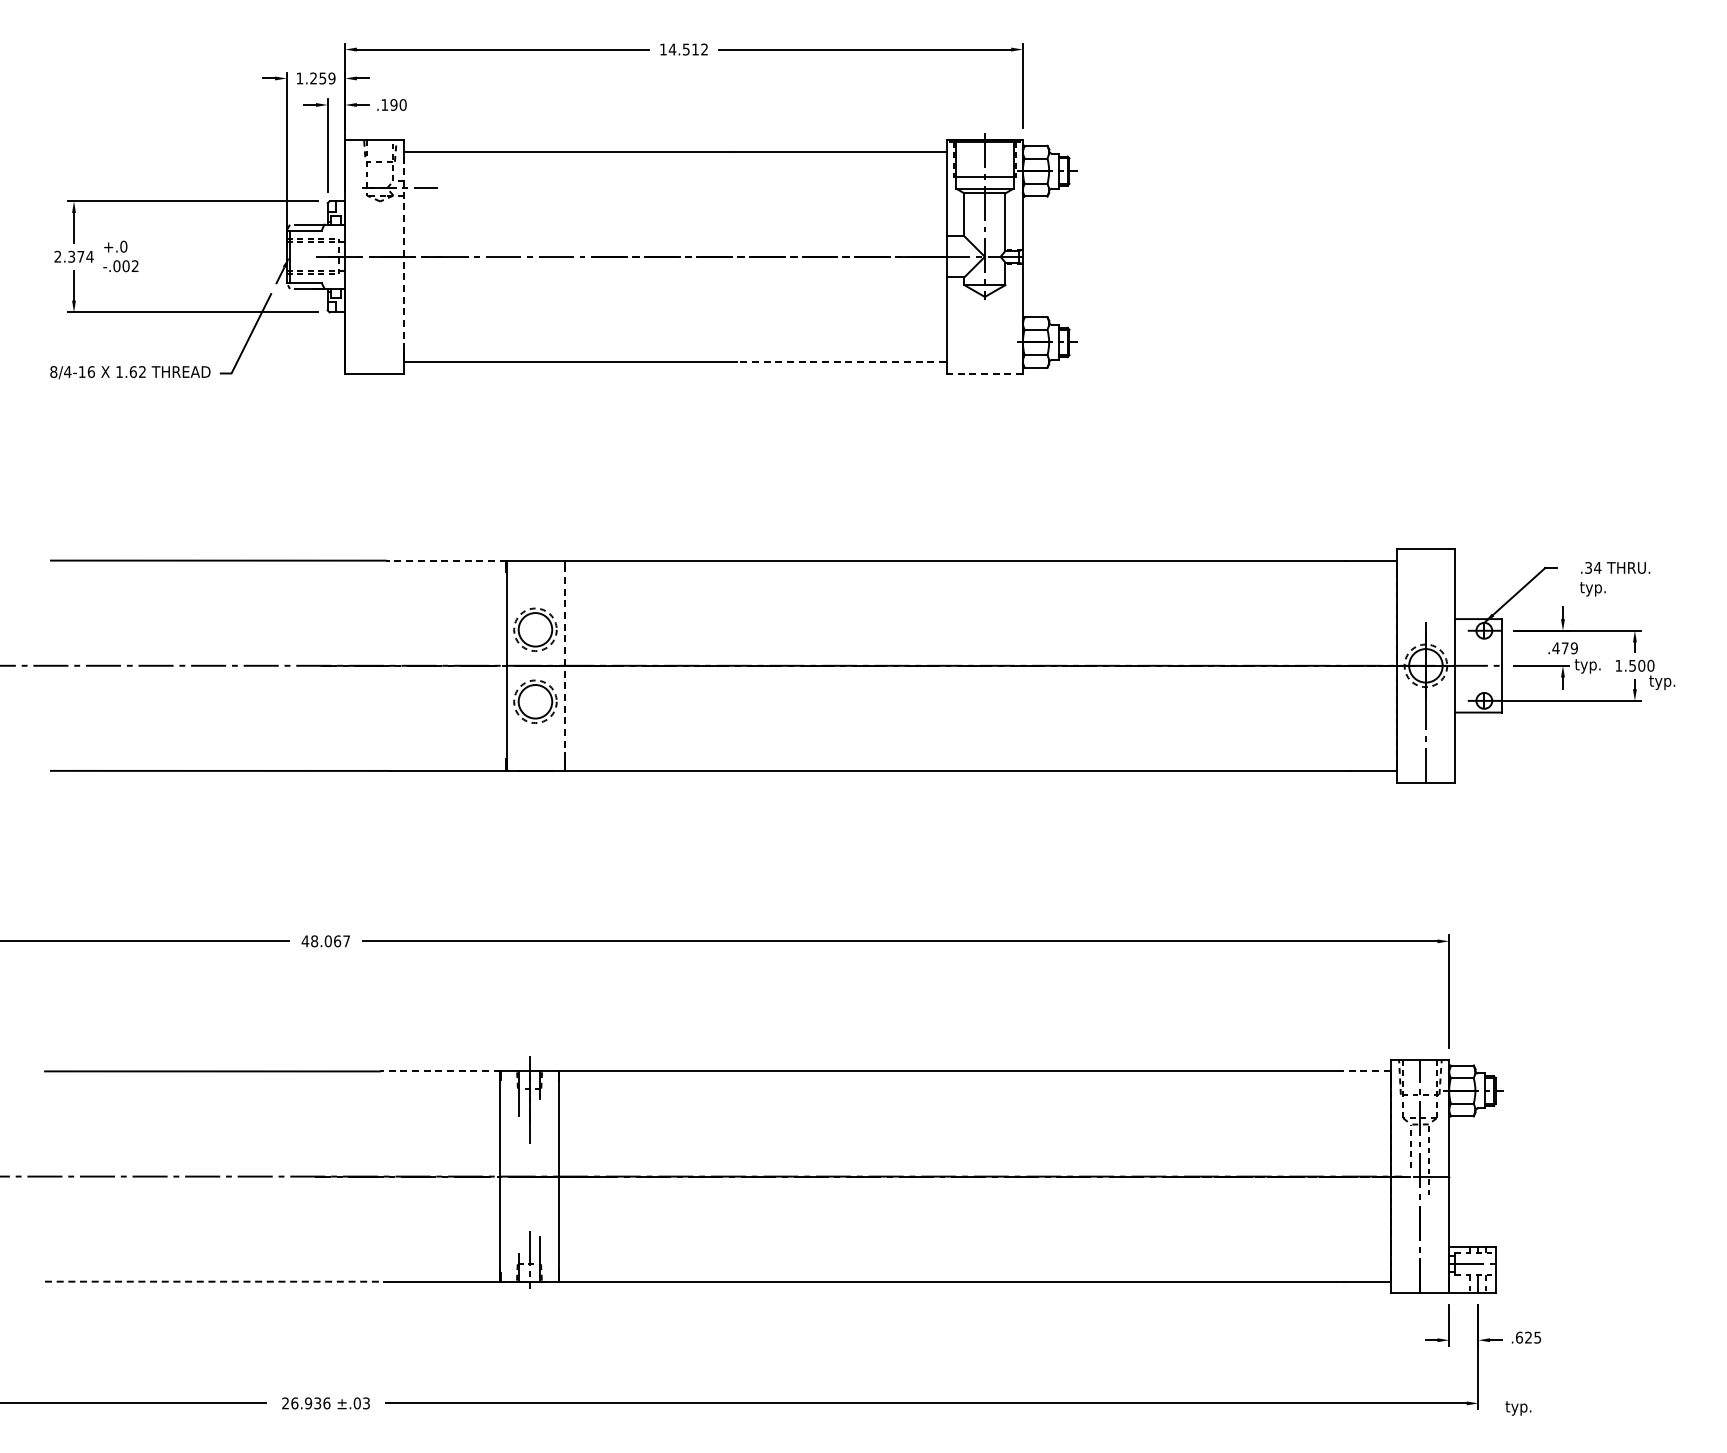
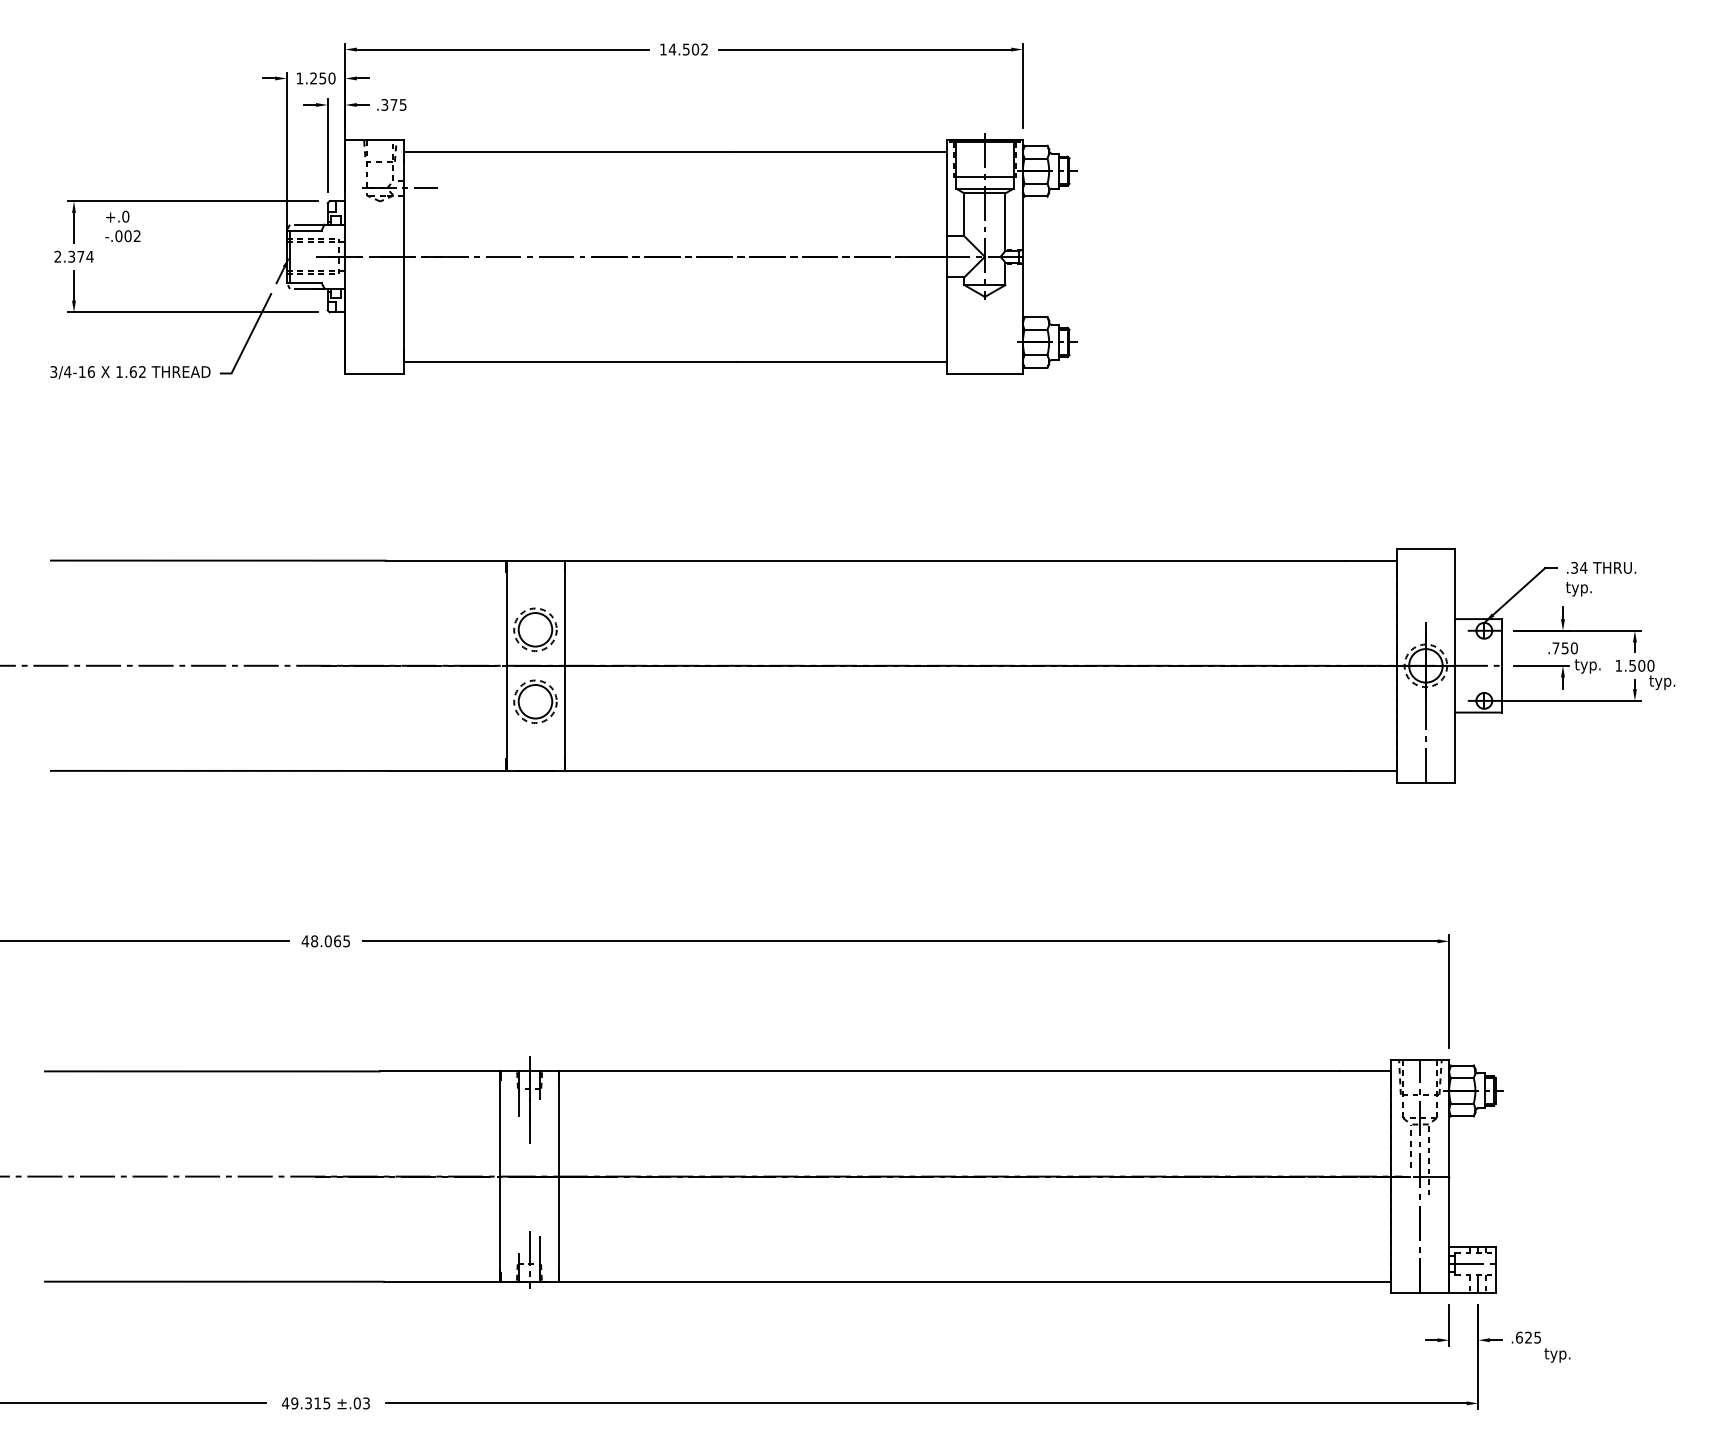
text: 14.512 -> 14.502 (695, 49)
text: 1.259 -> 1.250 (331, 78)
text: .190 -> .375 (393, 104)
text position: (120, 256) -> (122, 226) (122, 226)
line: dashed -> solid (403, 256)
line: dashed -> solid (841, 361)
text: 8/4-16 -> 3/4-16 (53, 371)
line: dashed -> solid (984, 373)
line: dashed -> solid (445, 560)
text position: (1615, 579) -> (1601, 579) (1601, 579)
text: .479 -> .750 (1564, 648)
line: dashed -> solid (564, 665)
text: 48.067 -> 48.065 (346, 941)
line: dashed -> solid (439, 1071)
line: dashed -> solid (1365, 1071)
line: dashed -> solid (214, 1281)
text: 26.936 -> 49.315 (305, 1403)
text position: (1518, 1408) -> (1557, 1355) (1557, 1355)
